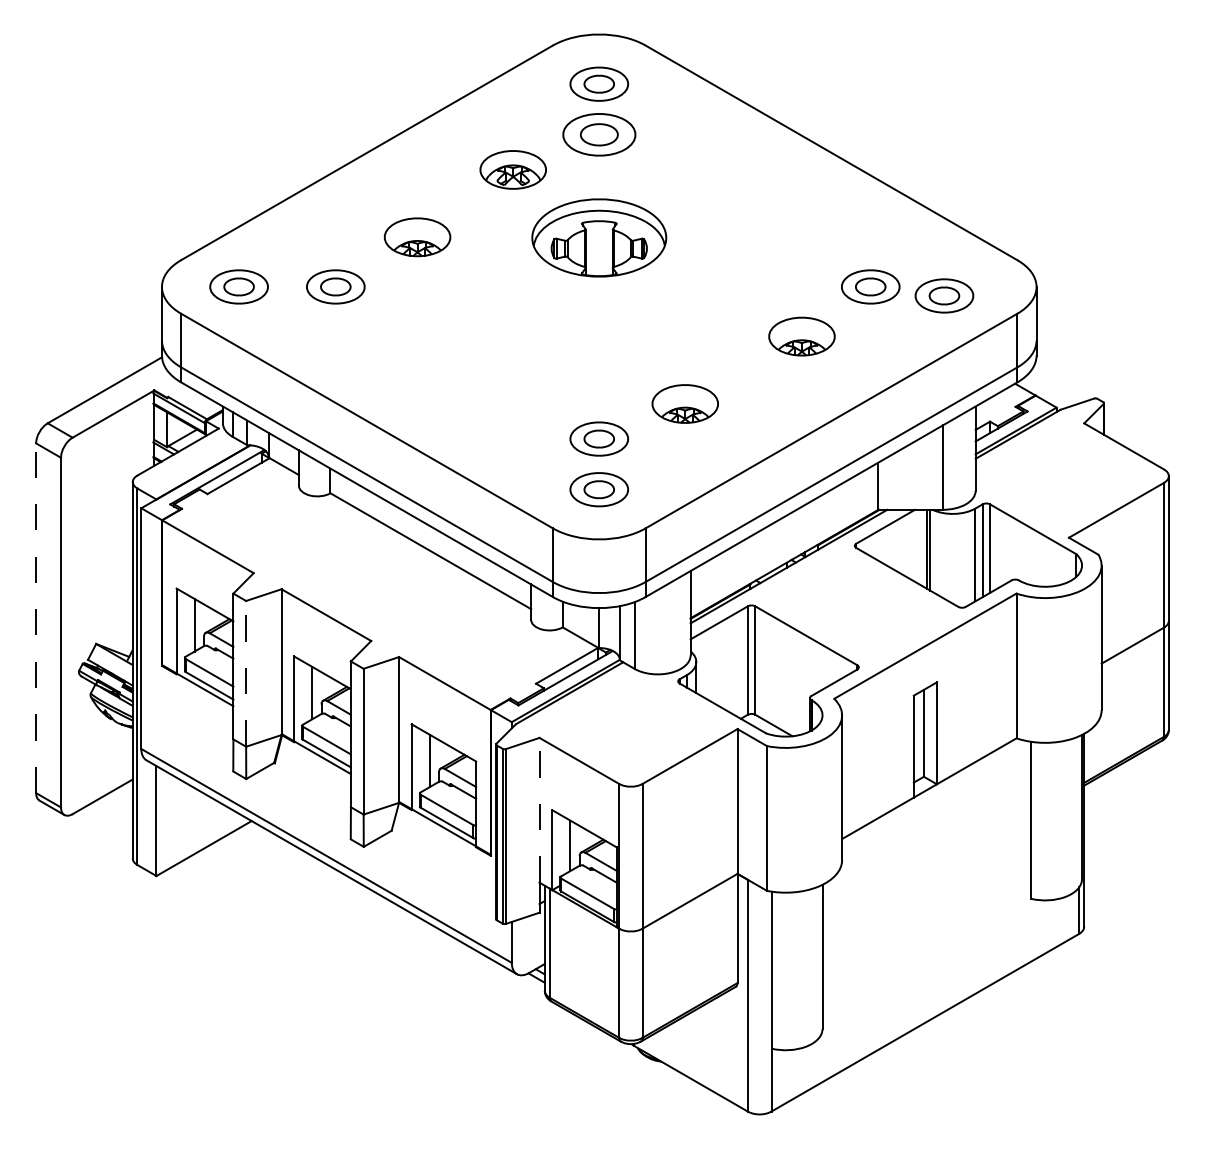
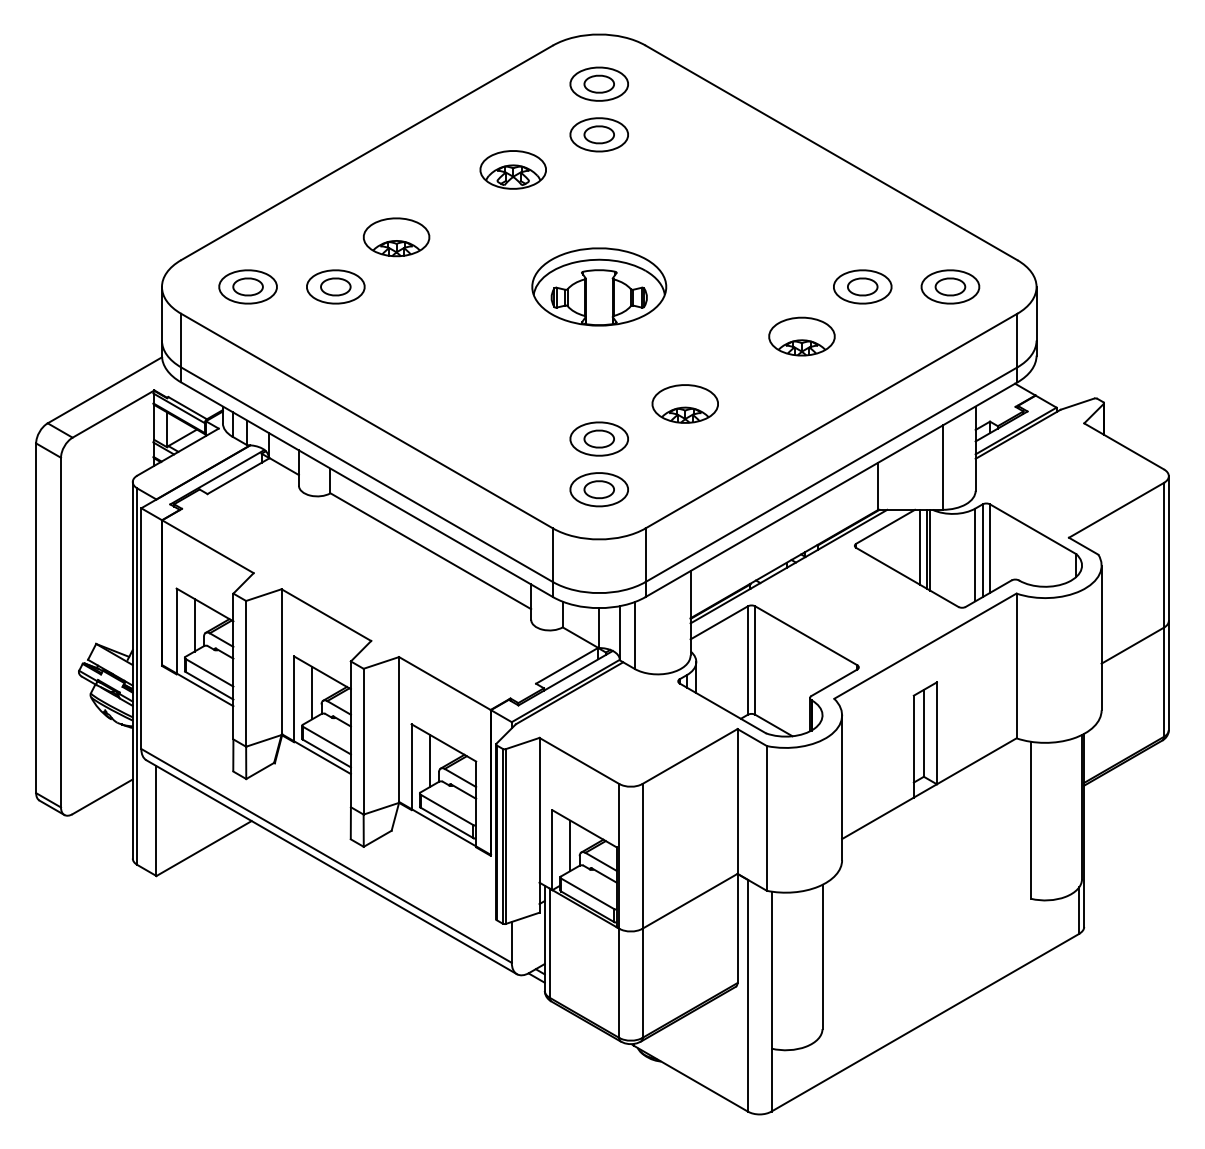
part size: 75x44 px -> 60x36 px (598, 134)
part position: (417, 237) -> (396, 237) (396, 237)
part position: (599, 237) -> (599, 286) (599, 286)
part position: (238, 286) -> (247, 286) (247, 286)
part position: (870, 286) -> (862, 286) (862, 286)
part position: (944, 295) -> (950, 286) (950, 286)
line: none -> present (920, 546)
line: dashed -> solid (36, 618)
line: dashed -> solid (246, 673)
line: dashed -> solid (539, 809)
